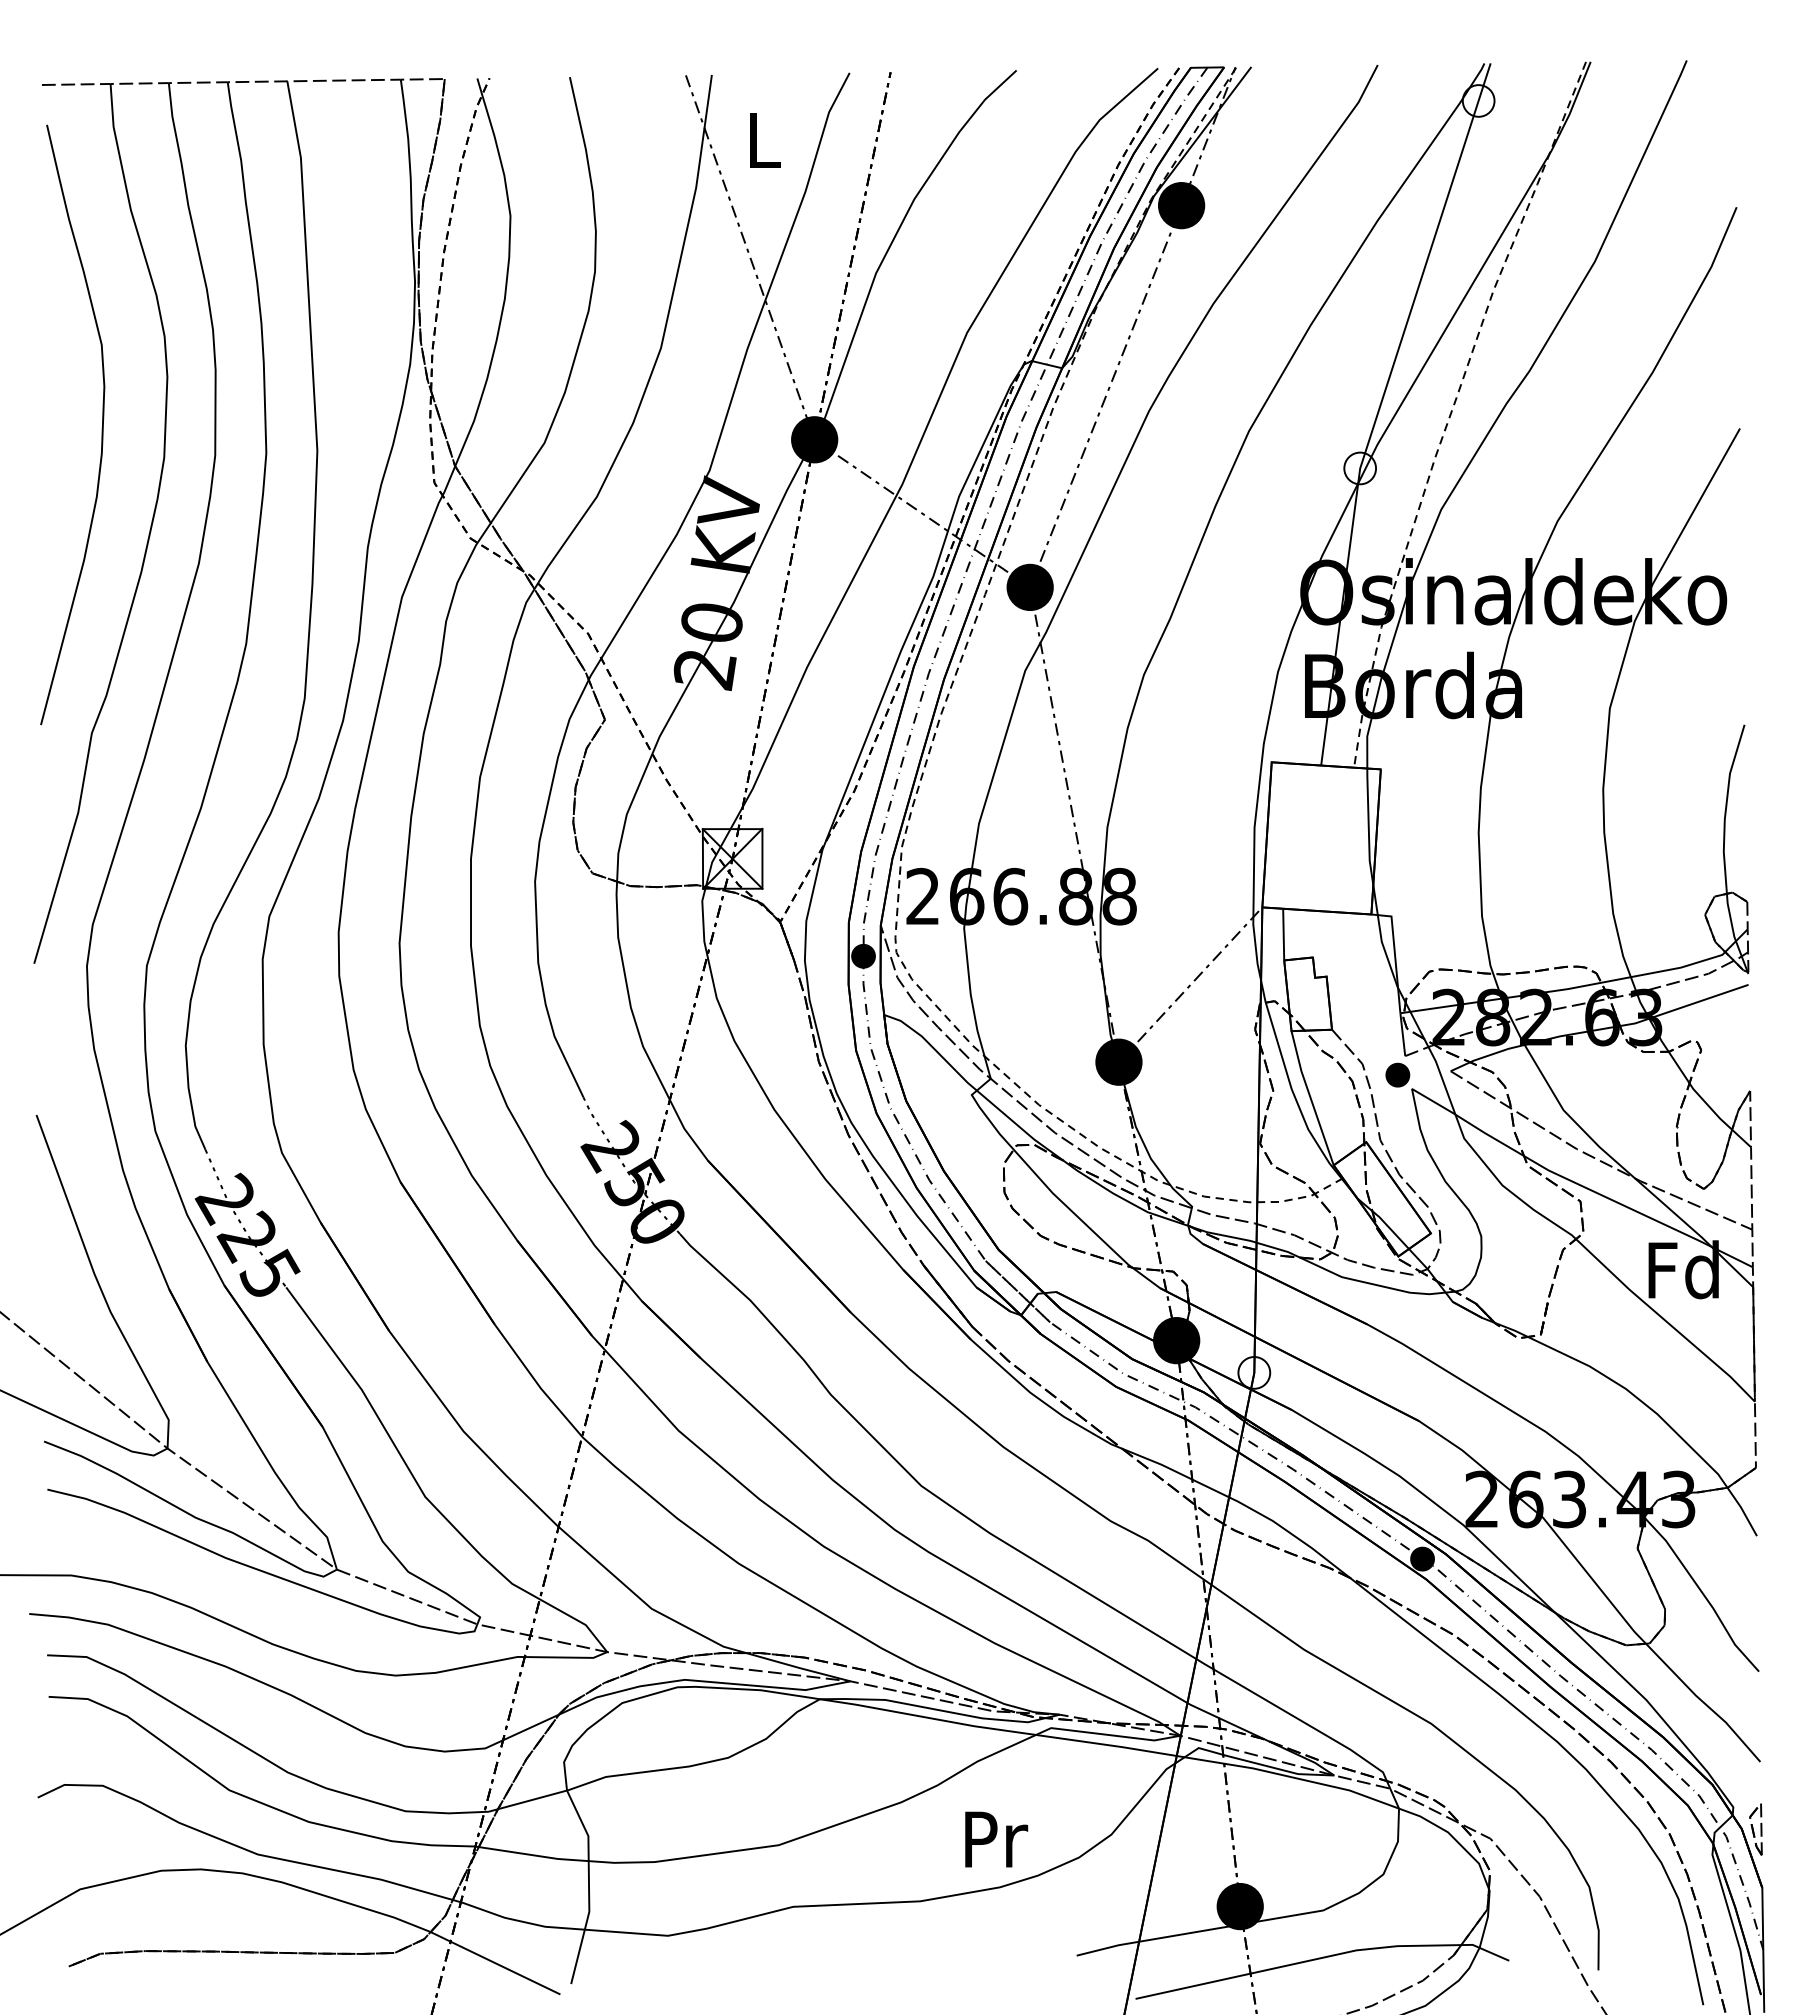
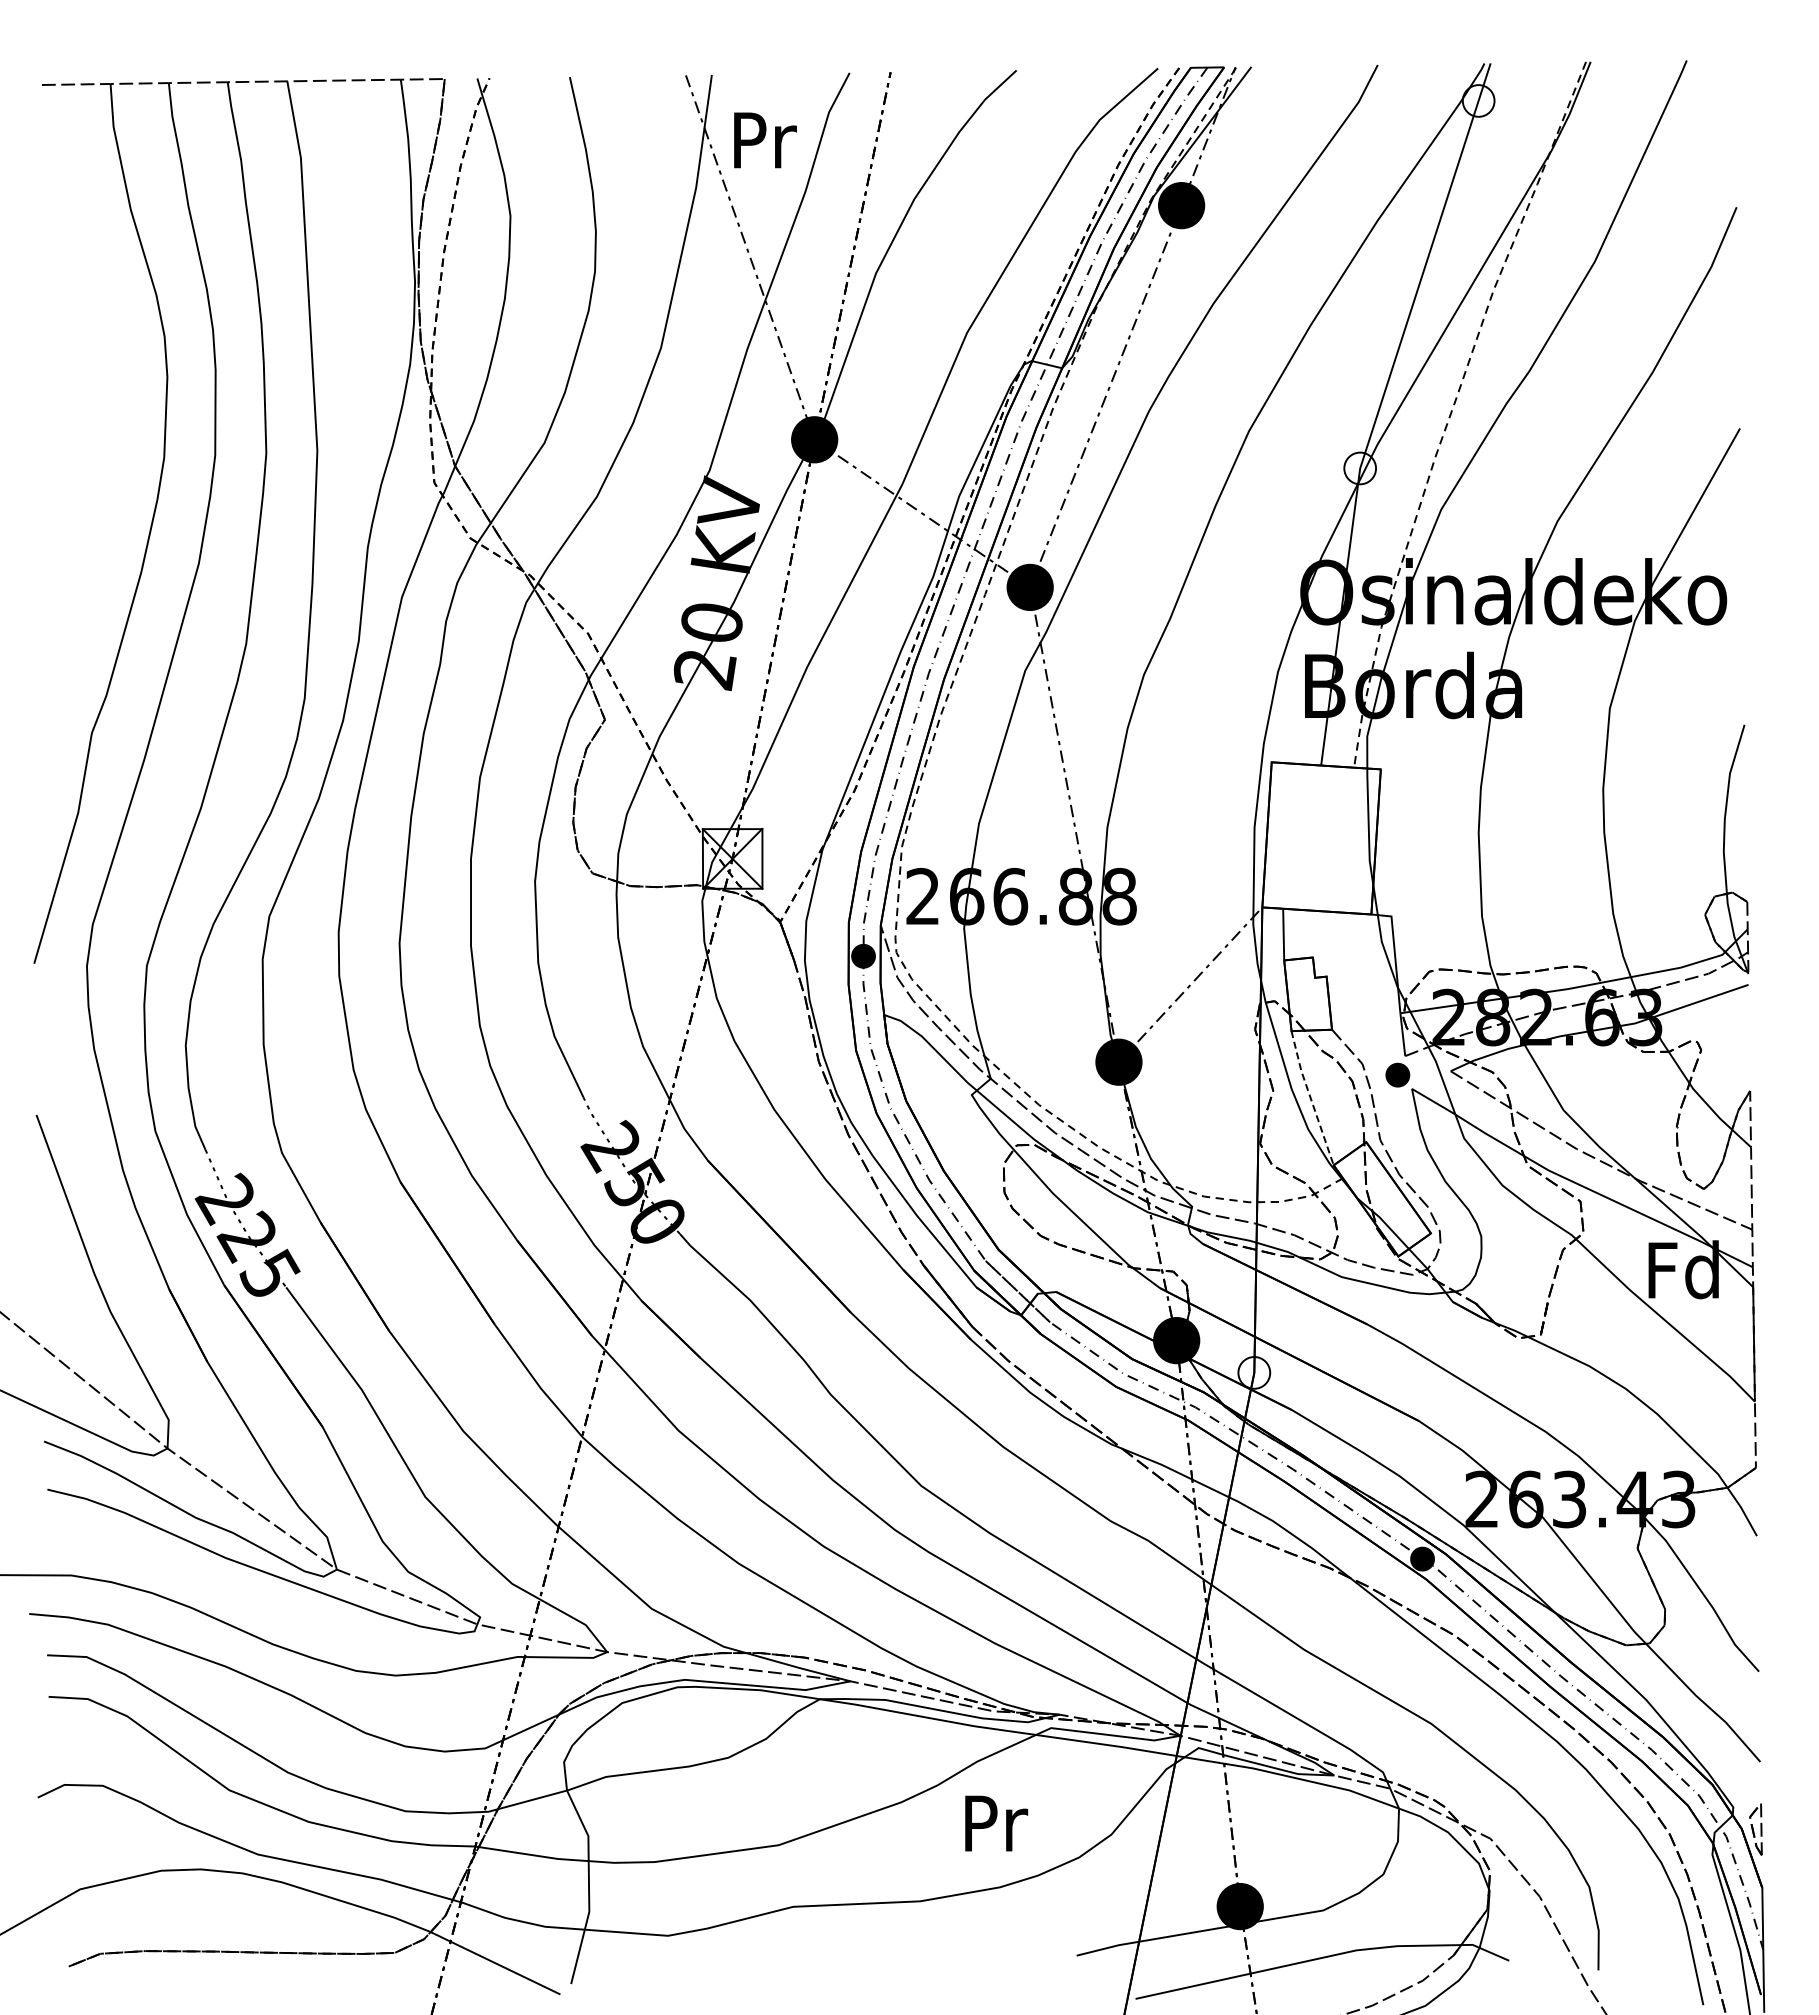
text: L -> Pr (765, 140)
curve: present -> none (101, 428)
line: solid -> dashed (1310, 1098)
text position: (996, 1839) -> (996, 1823) (996, 1823)
